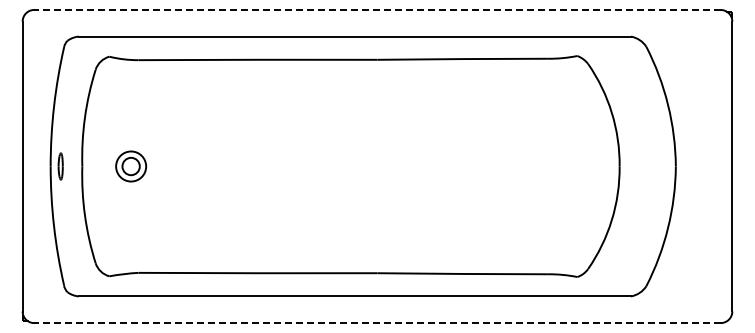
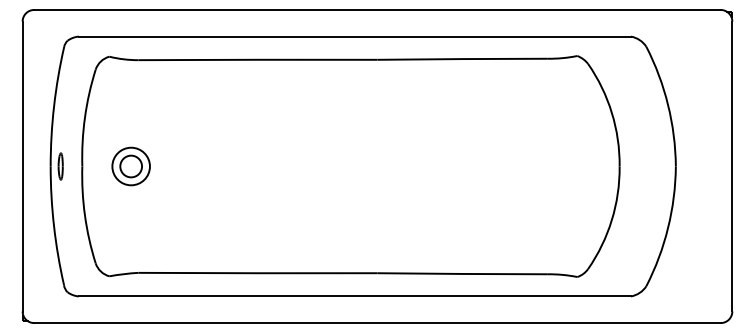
line: dashed -> solid (377, 9)
part size: 33x33 px -> 40x41 px (130, 166)
line: dashed -> solid (377, 323)
